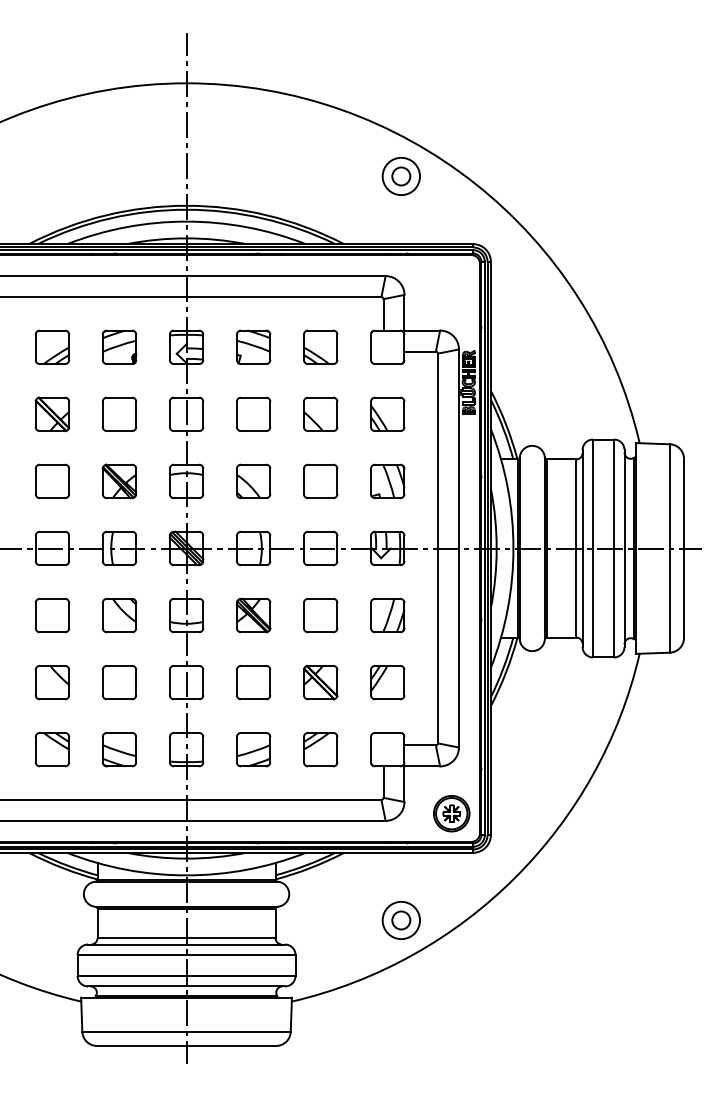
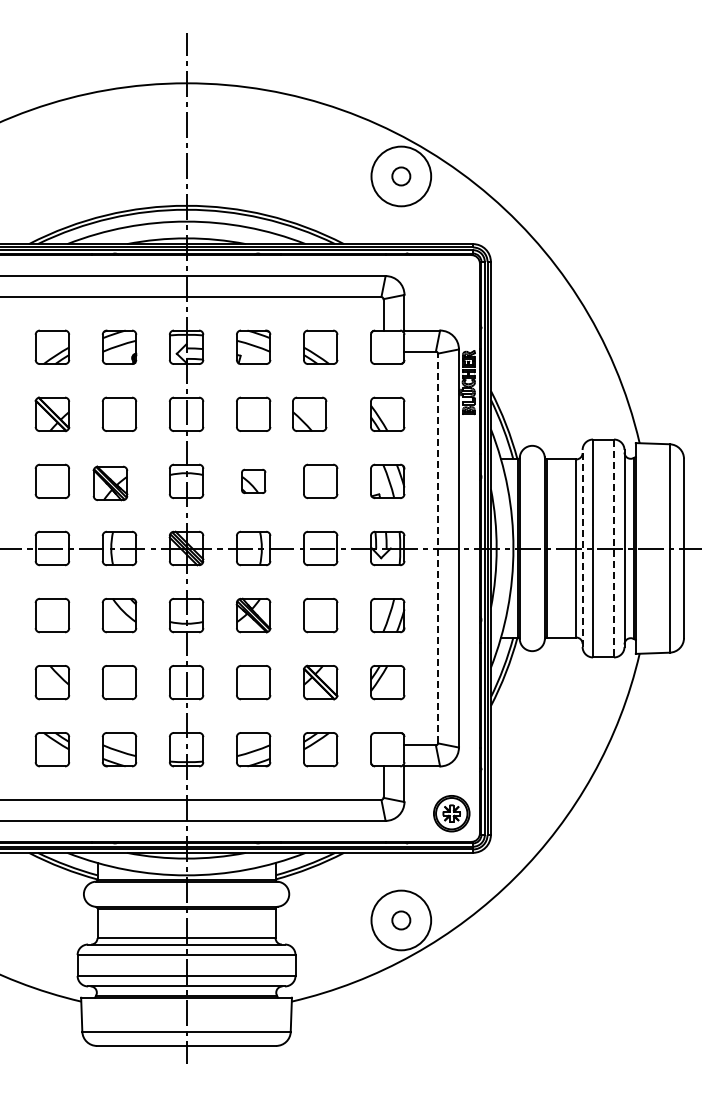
circle diameter: 37 px -> 60 px (401, 176)
part position: (320, 413) -> (309, 413) (309, 413)
part position: (119, 481) -> (110, 483) (110, 483)
part size: 36x37 px -> 26x26 px (253, 480)
line: solid -> dashed (438, 548)
line: solid -> dashed (582, 548)
line: solid -> dashed (614, 548)
circle diameter: 37 px -> 60 px (401, 920)
